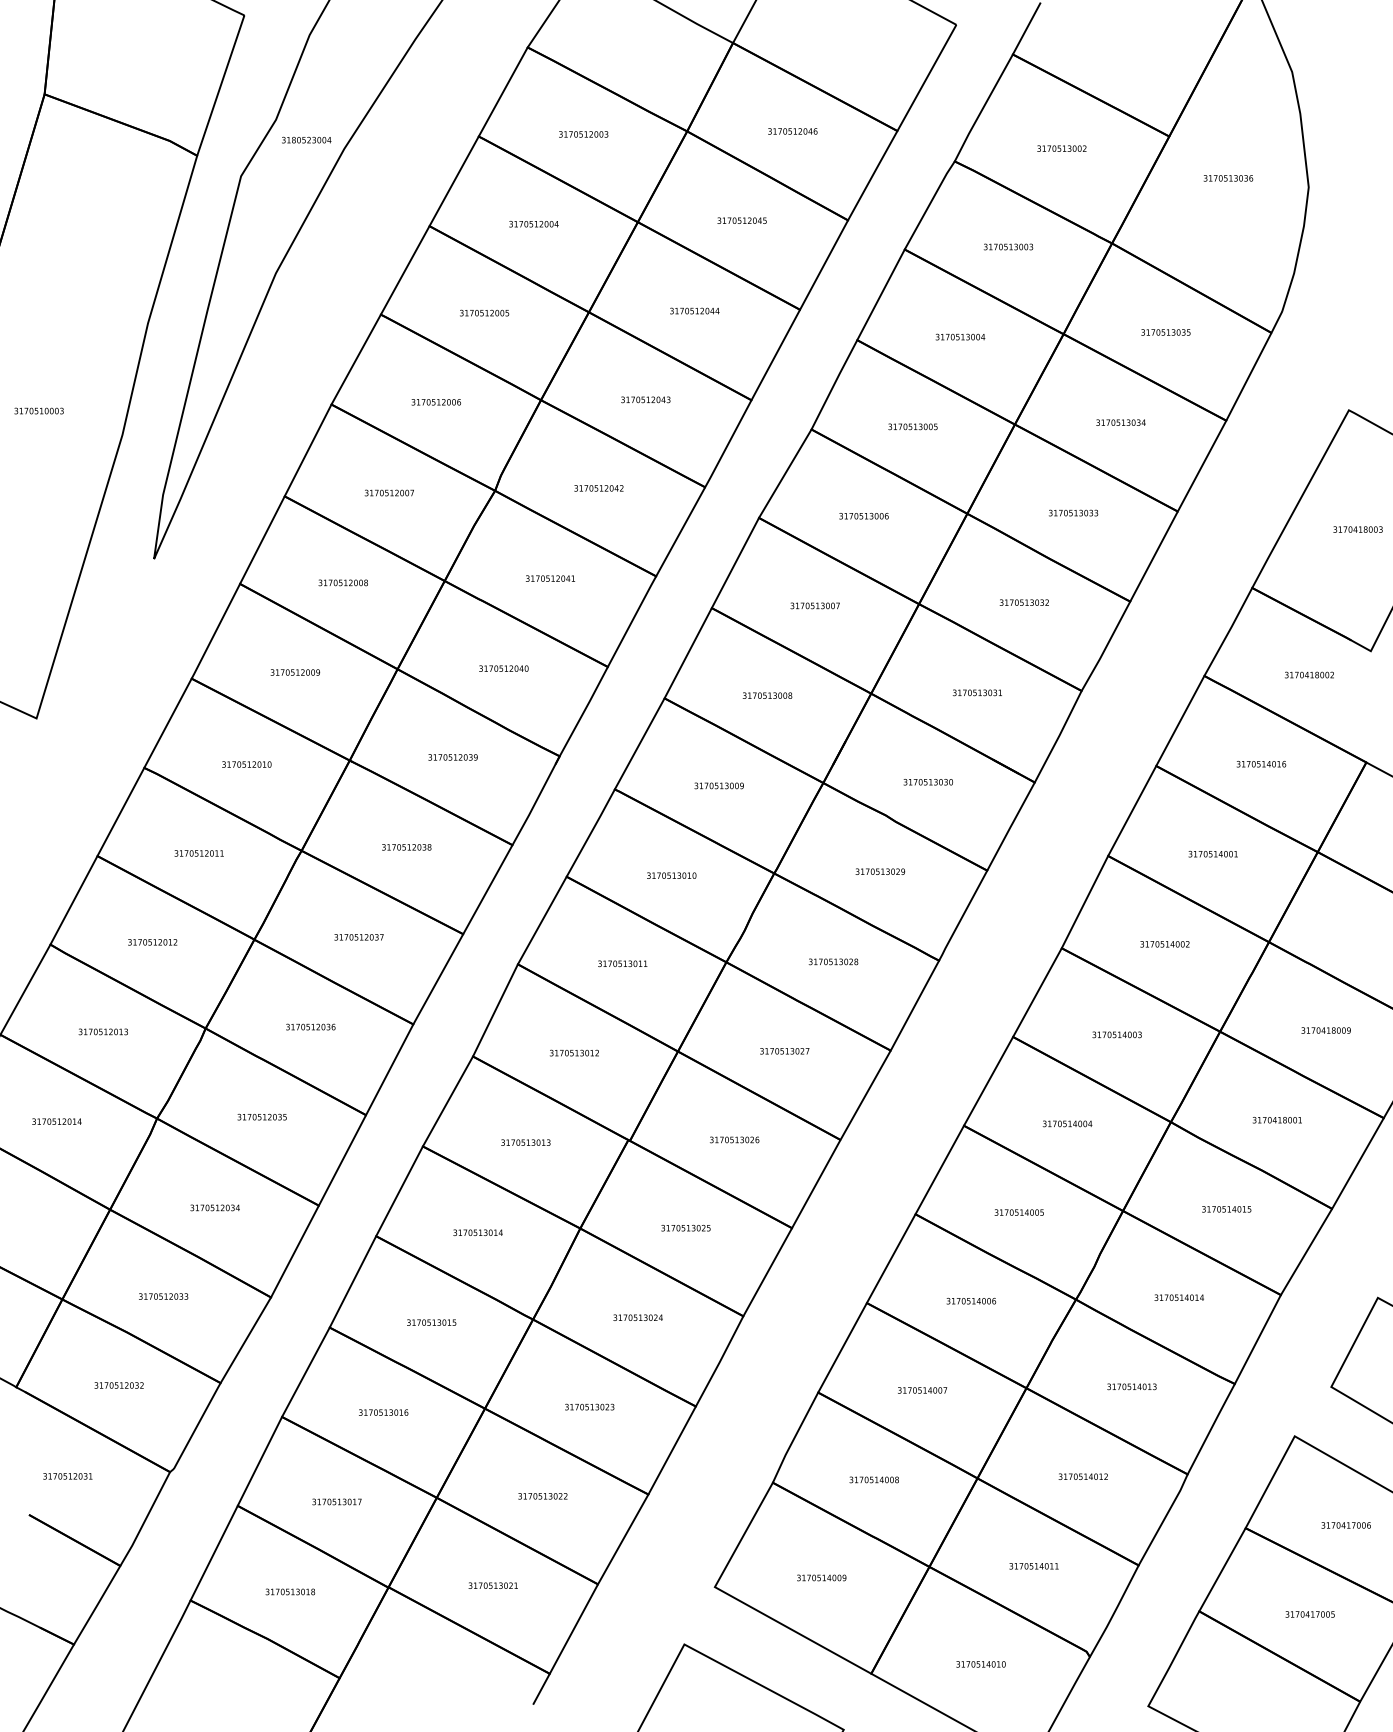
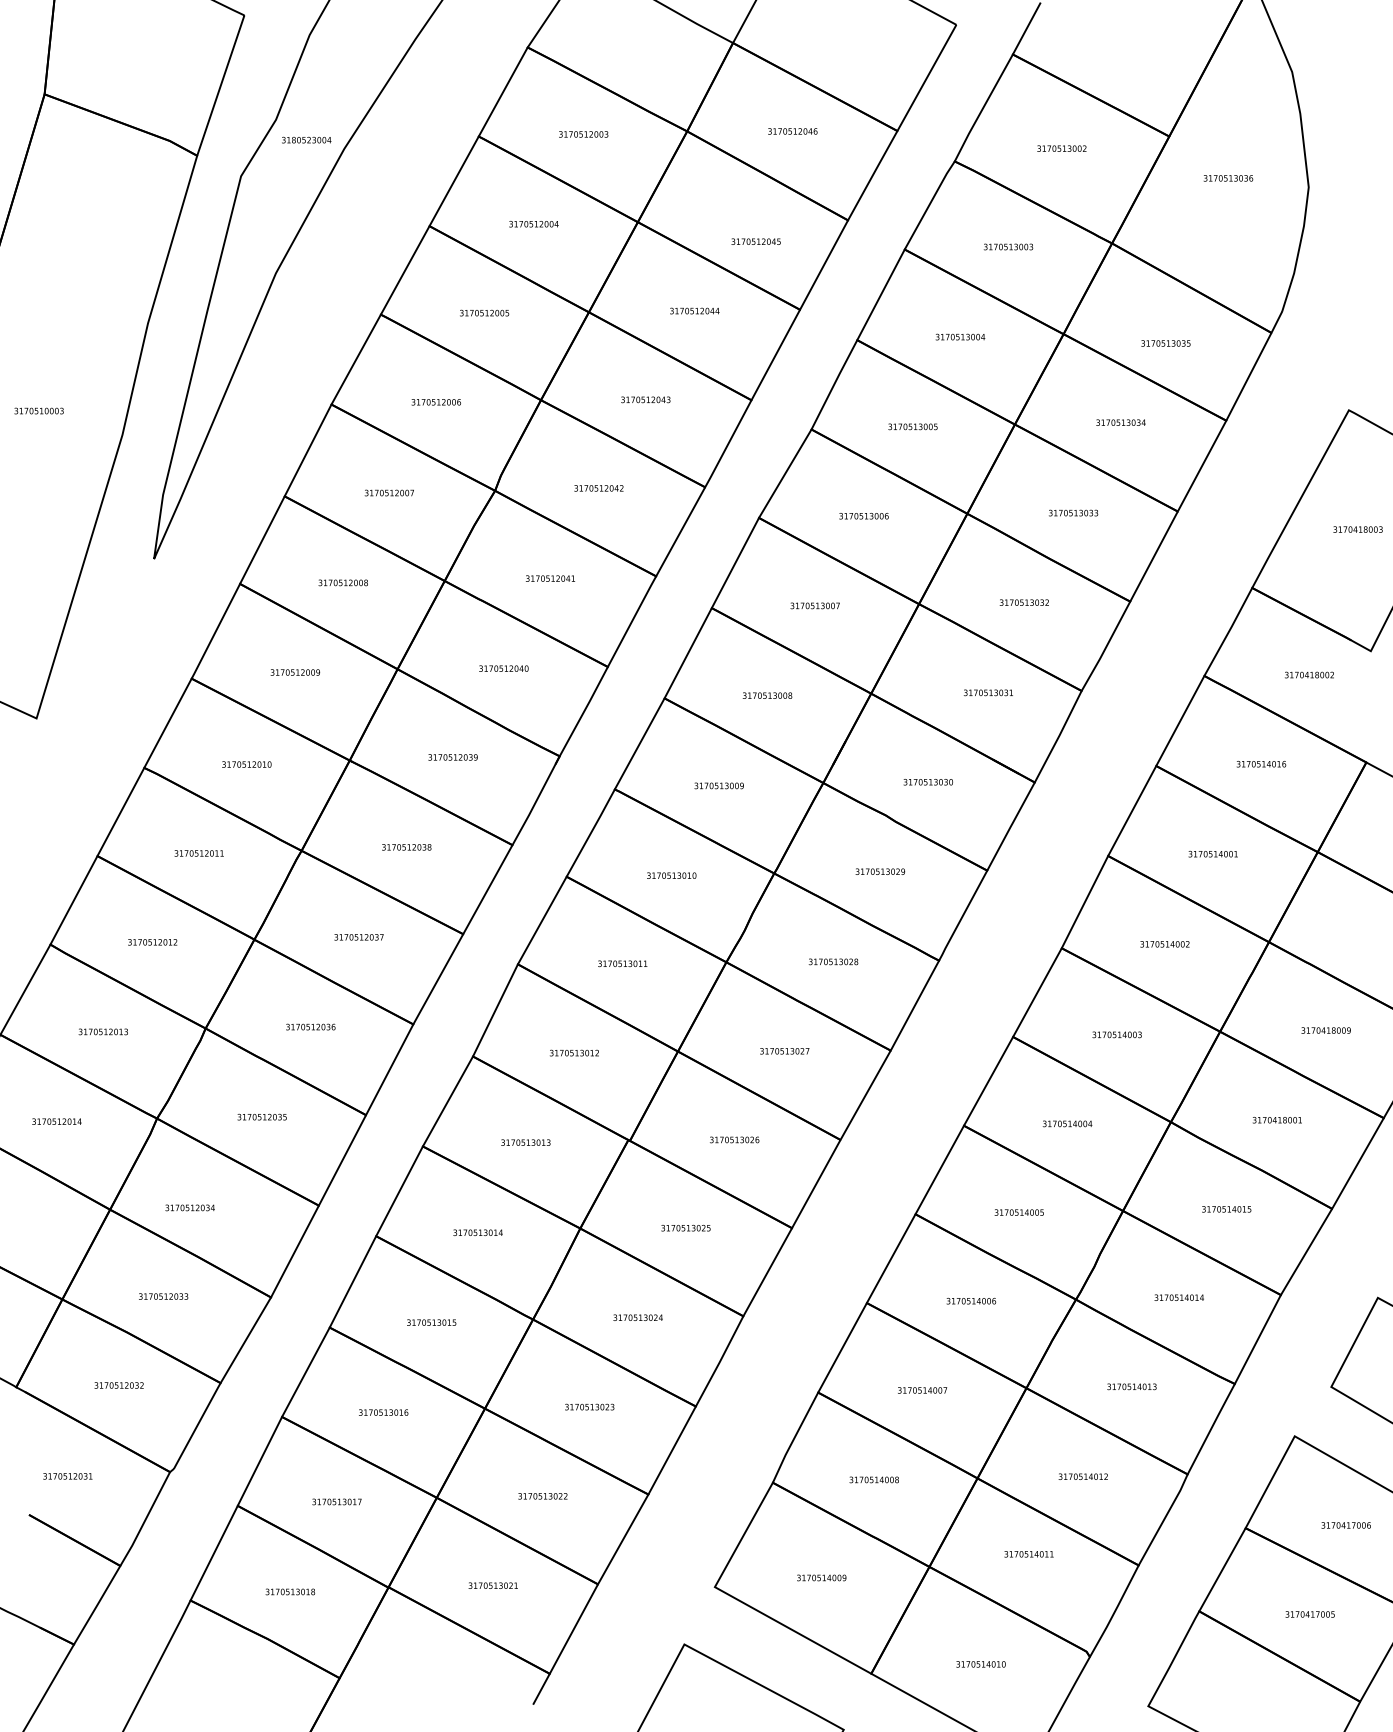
text position: (741, 220) -> (755, 241) (755, 241)
text position: (1165, 332) -> (1165, 343) (1165, 343)
text position: (976, 692) -> (987, 692) (987, 692)
text position: (214, 1207) -> (189, 1207) (189, 1207)
text position: (1033, 1566) -> (1028, 1554) (1028, 1554)
